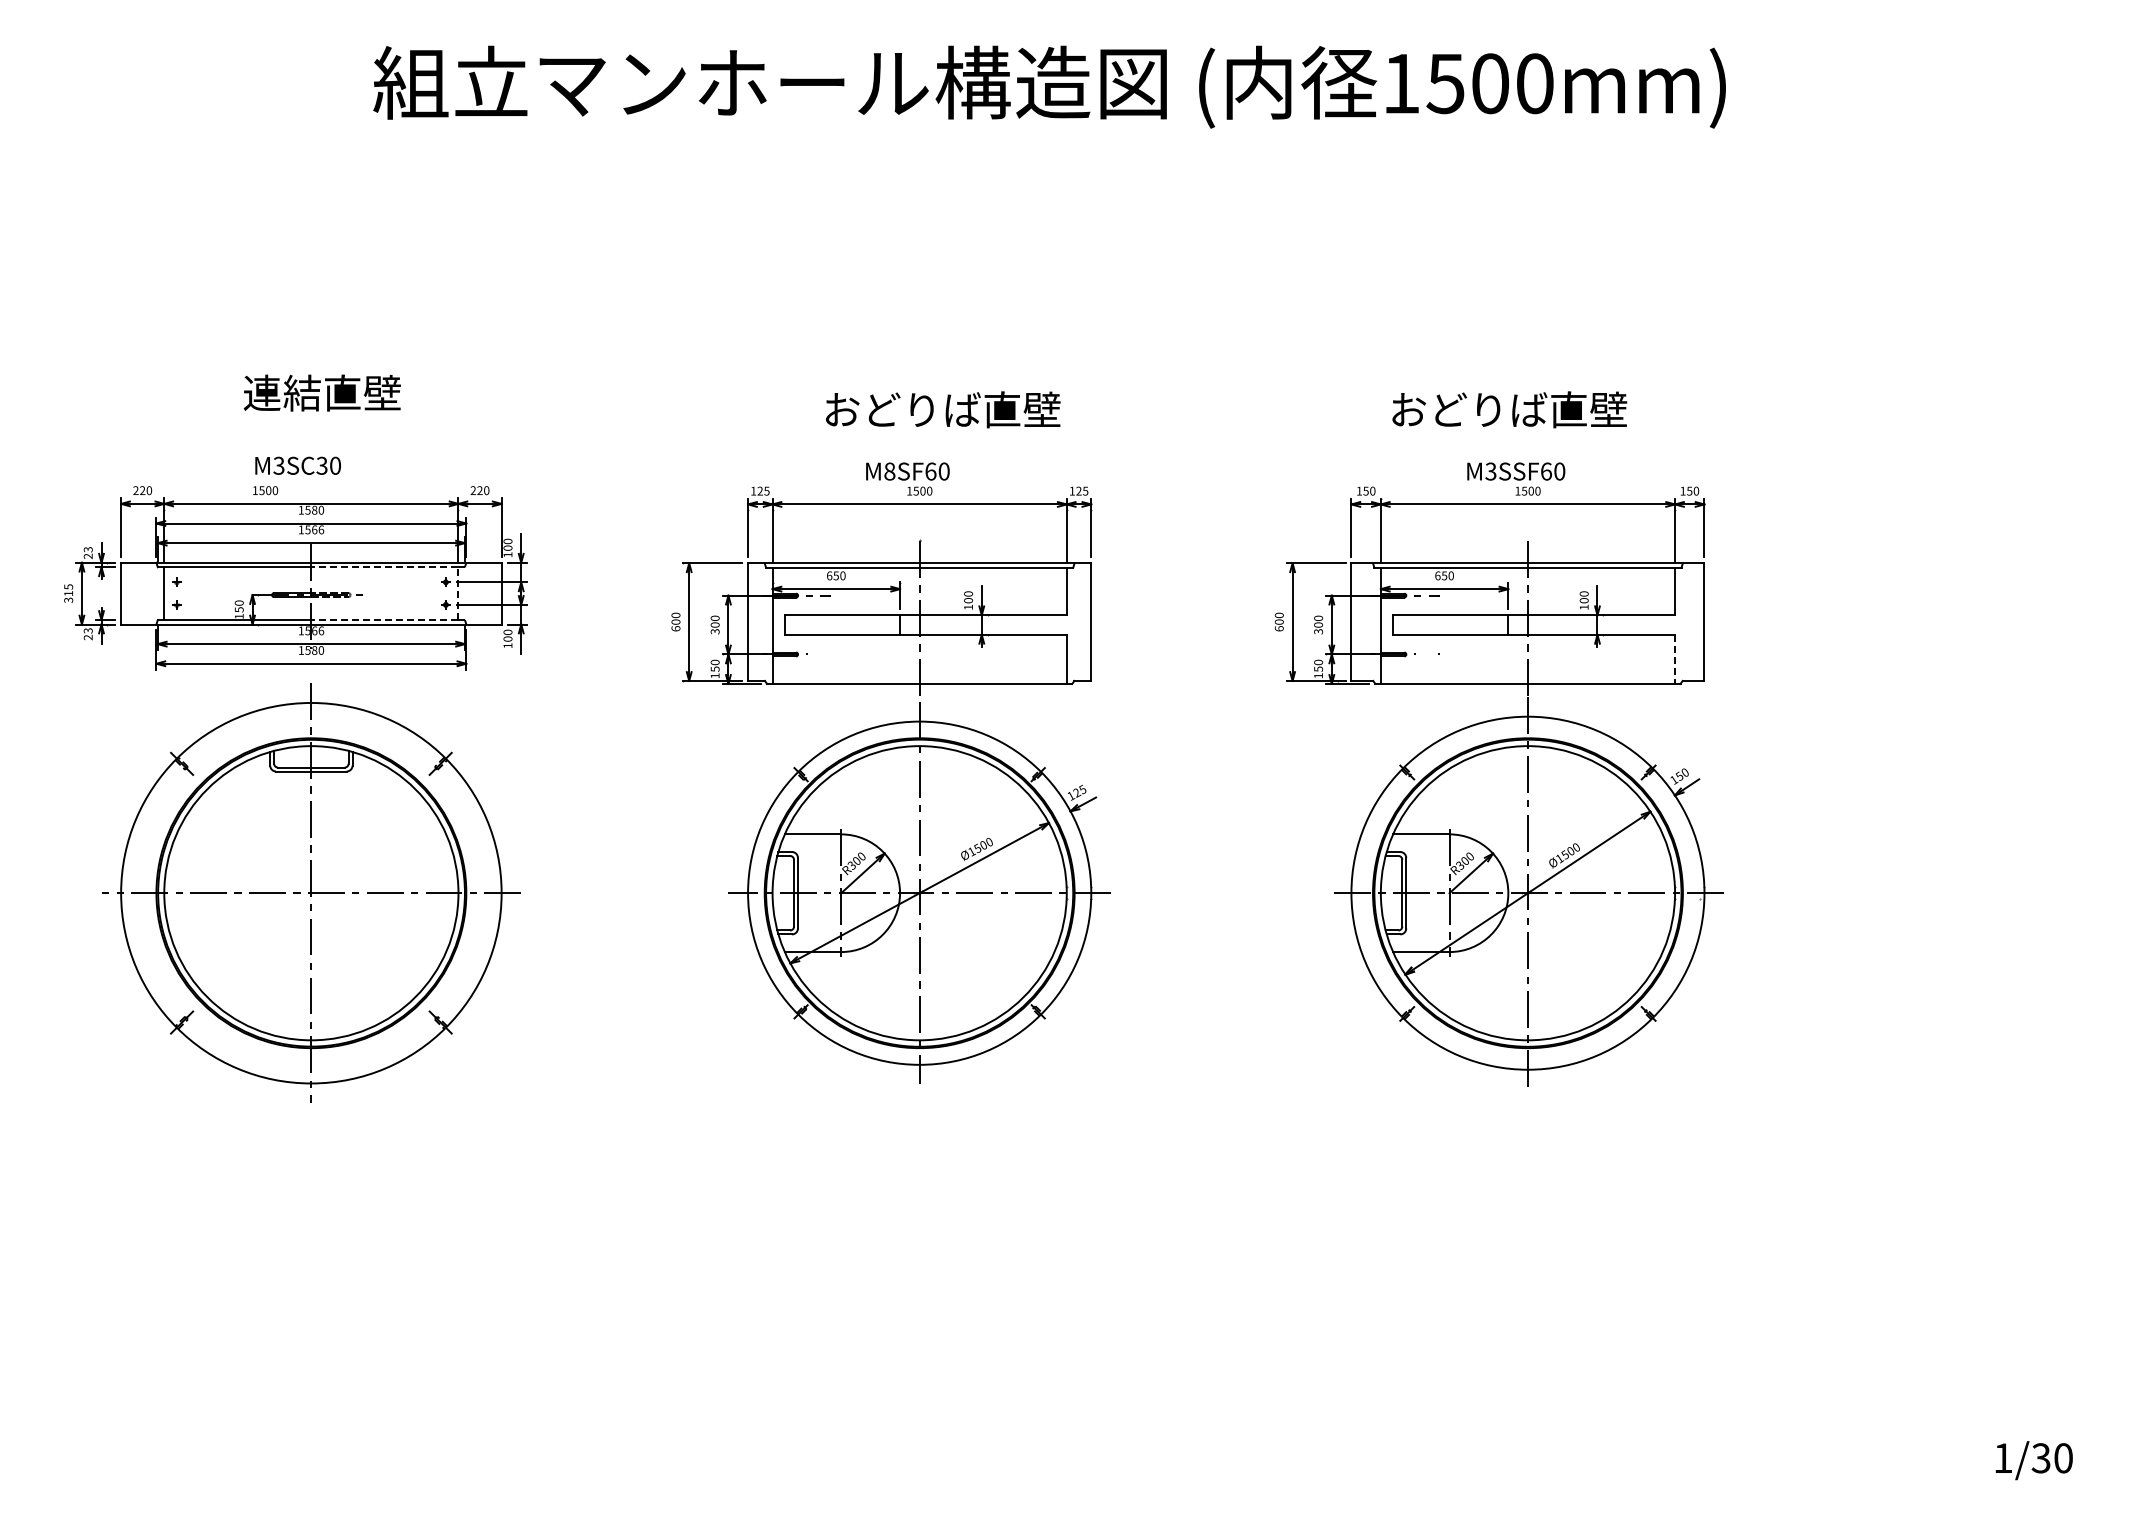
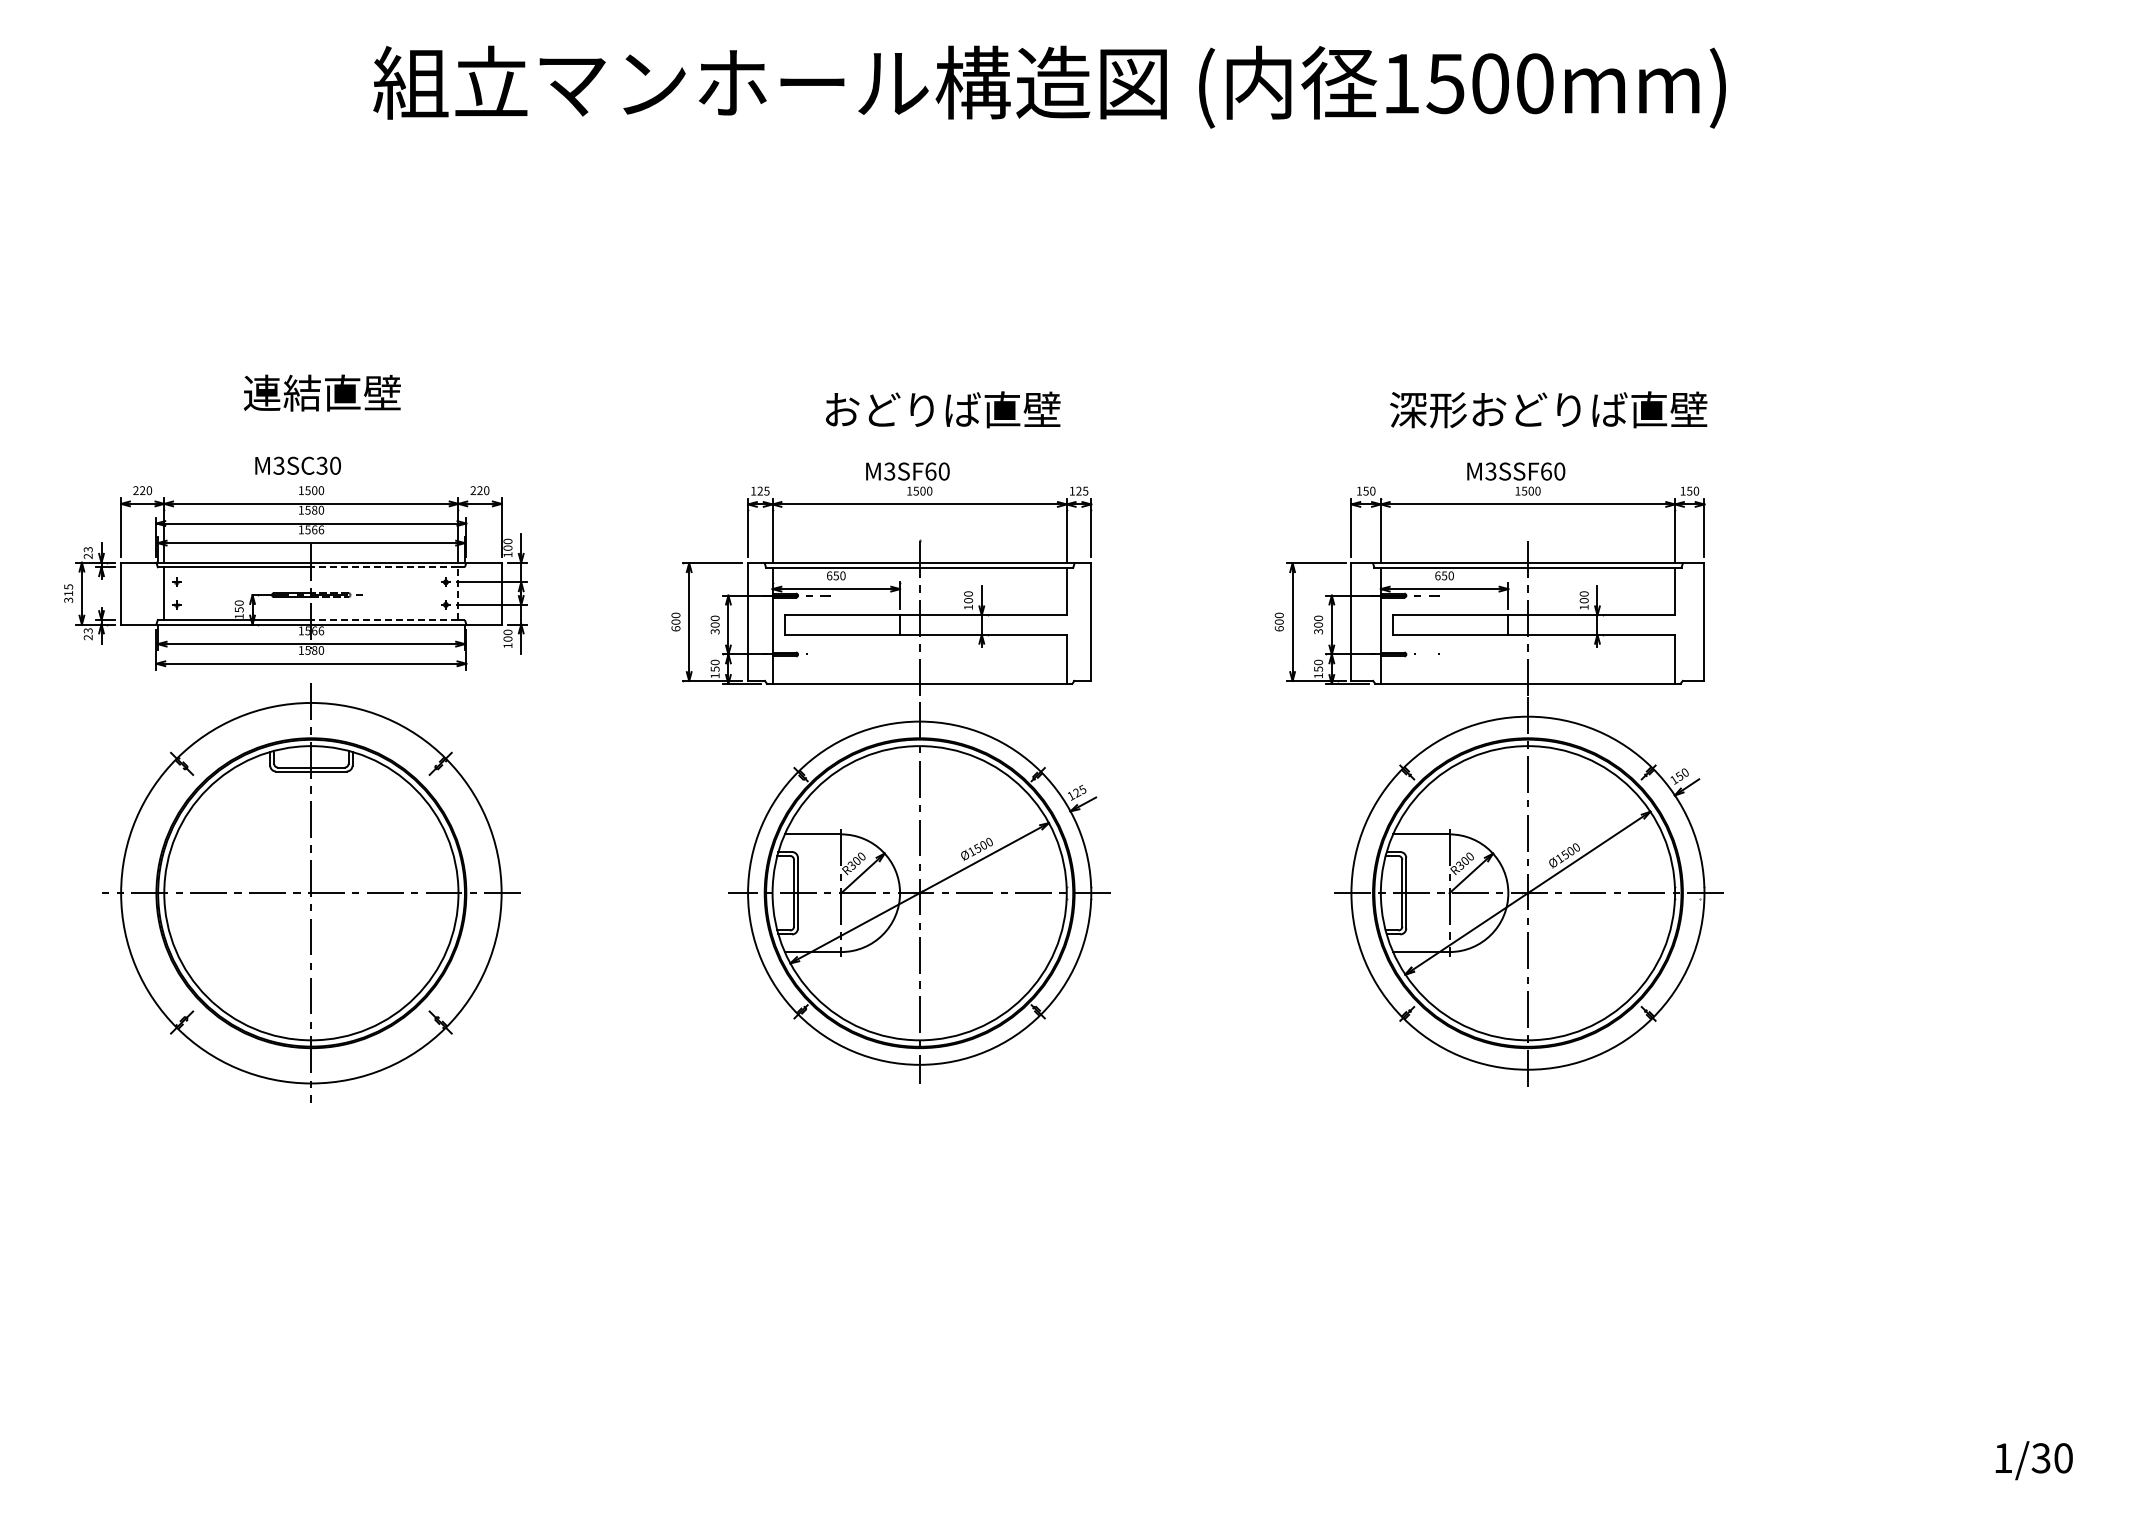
text: おどりば直壁 -> 深形おどりば直壁 (1548, 409)
text: M8SF60 -> M3SF60 (889, 471)
text position: (265, 490) -> (311, 490) (311, 490)
line: dashed -> solid (1675, 659)
